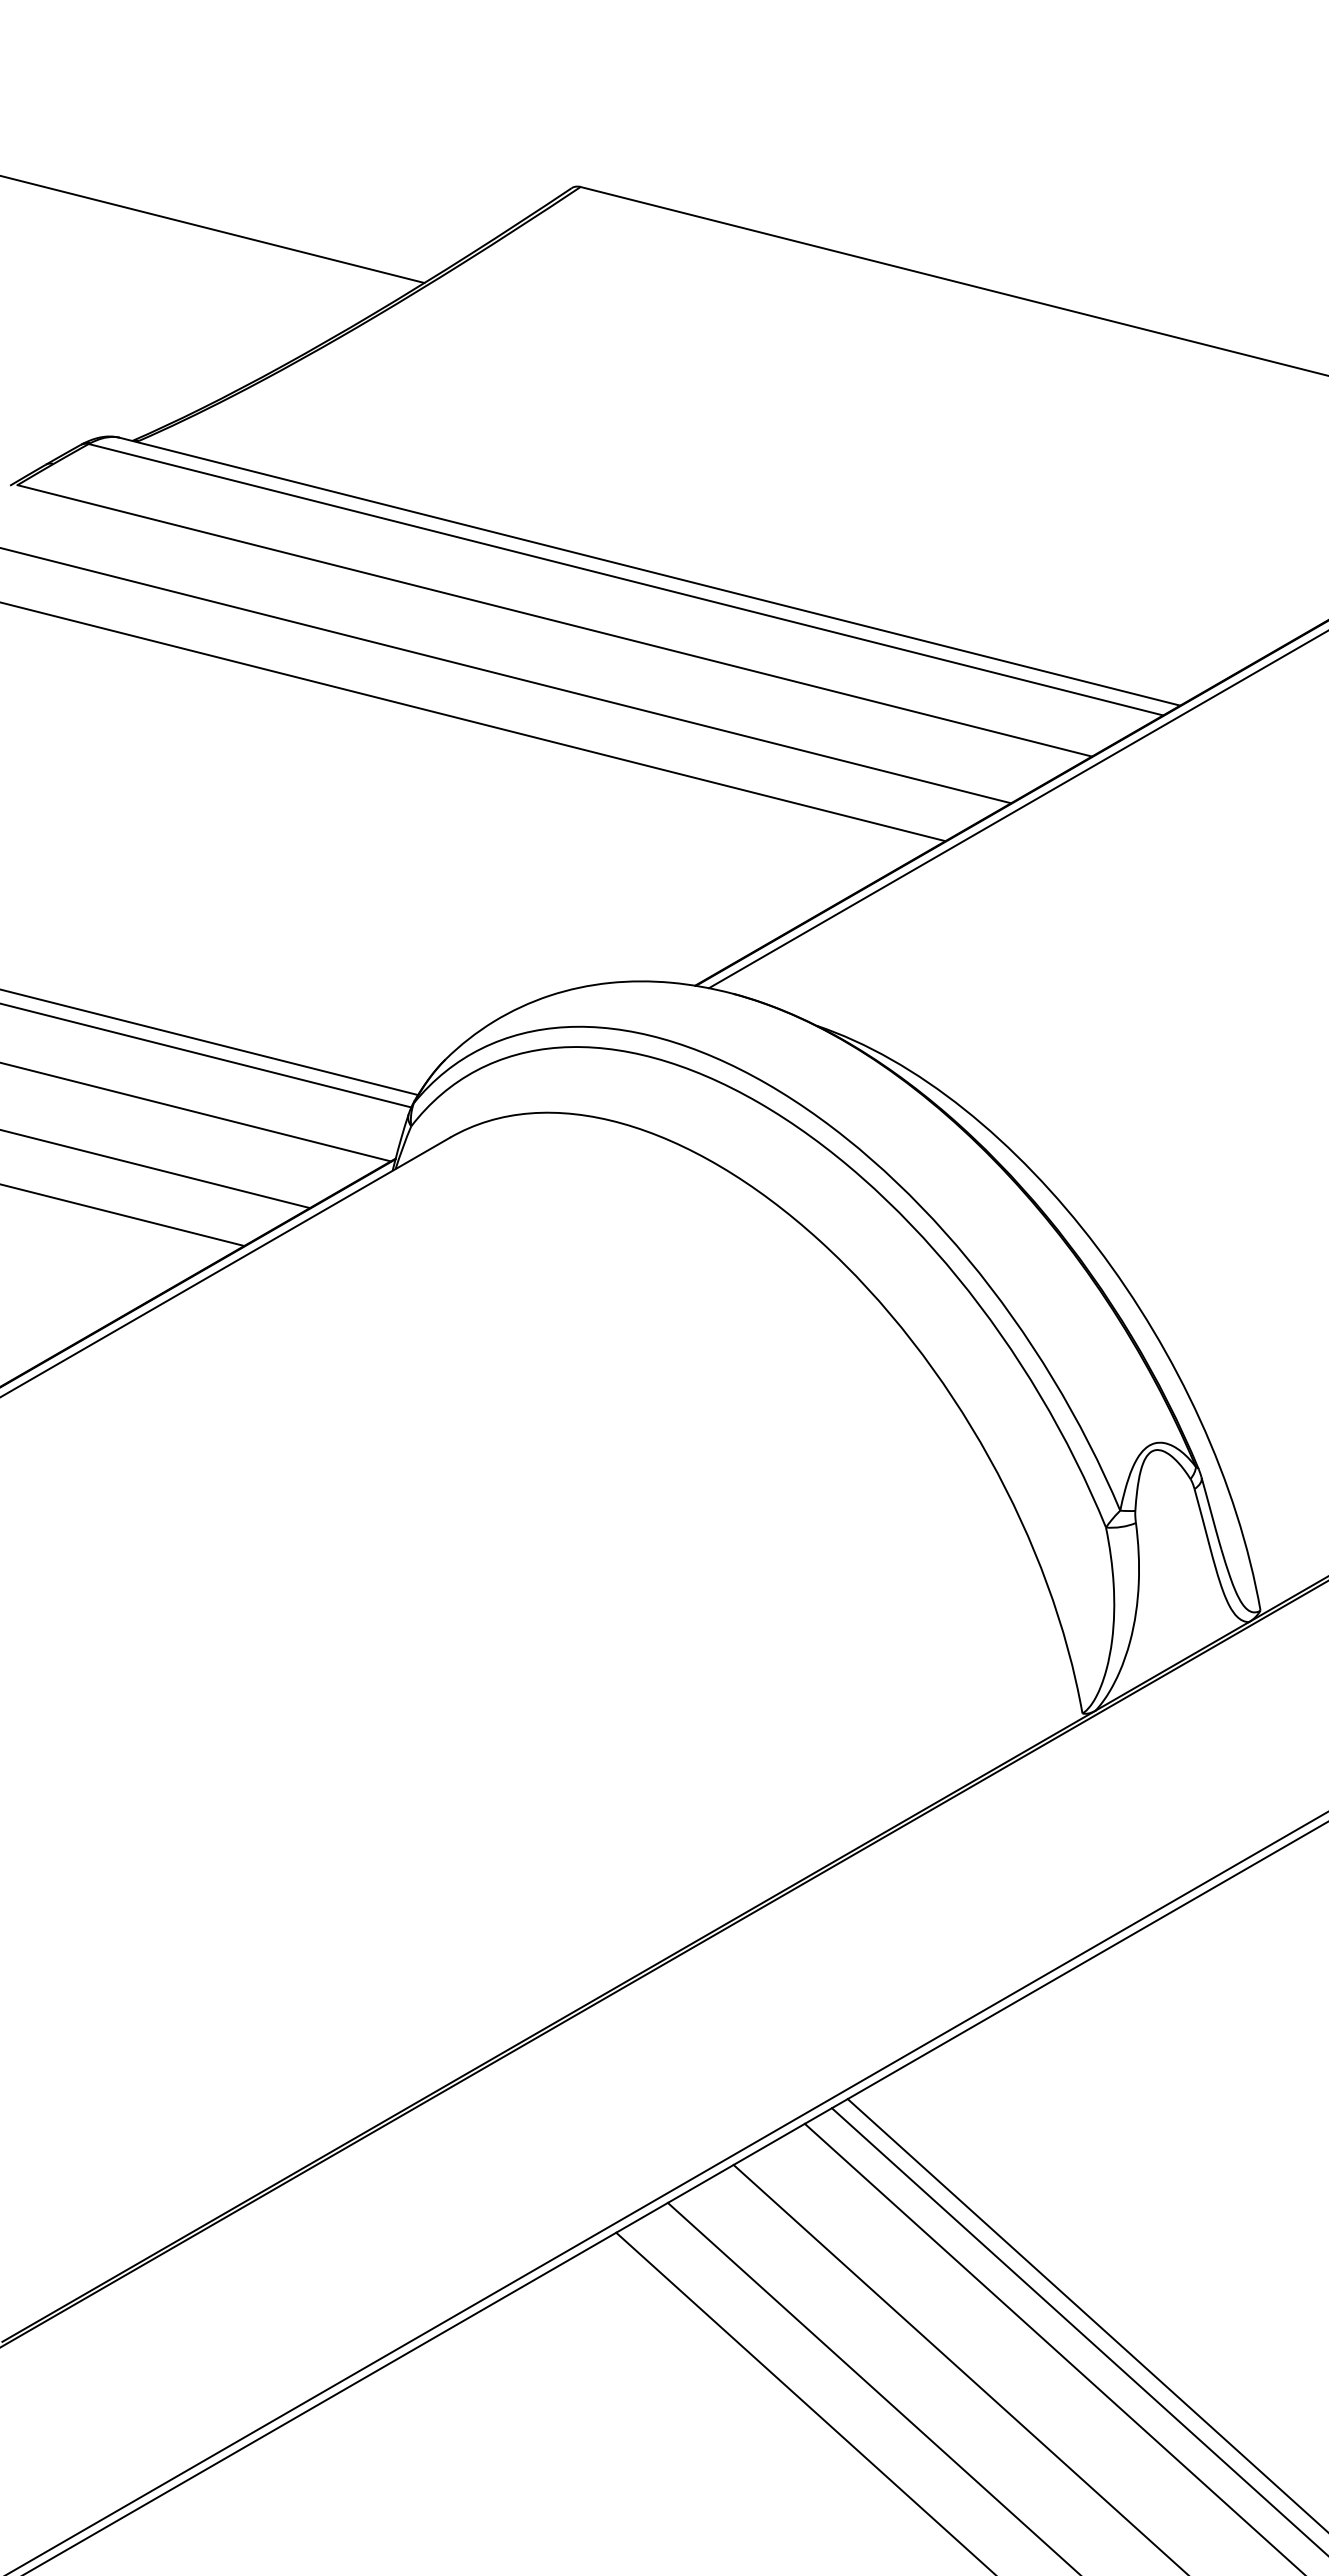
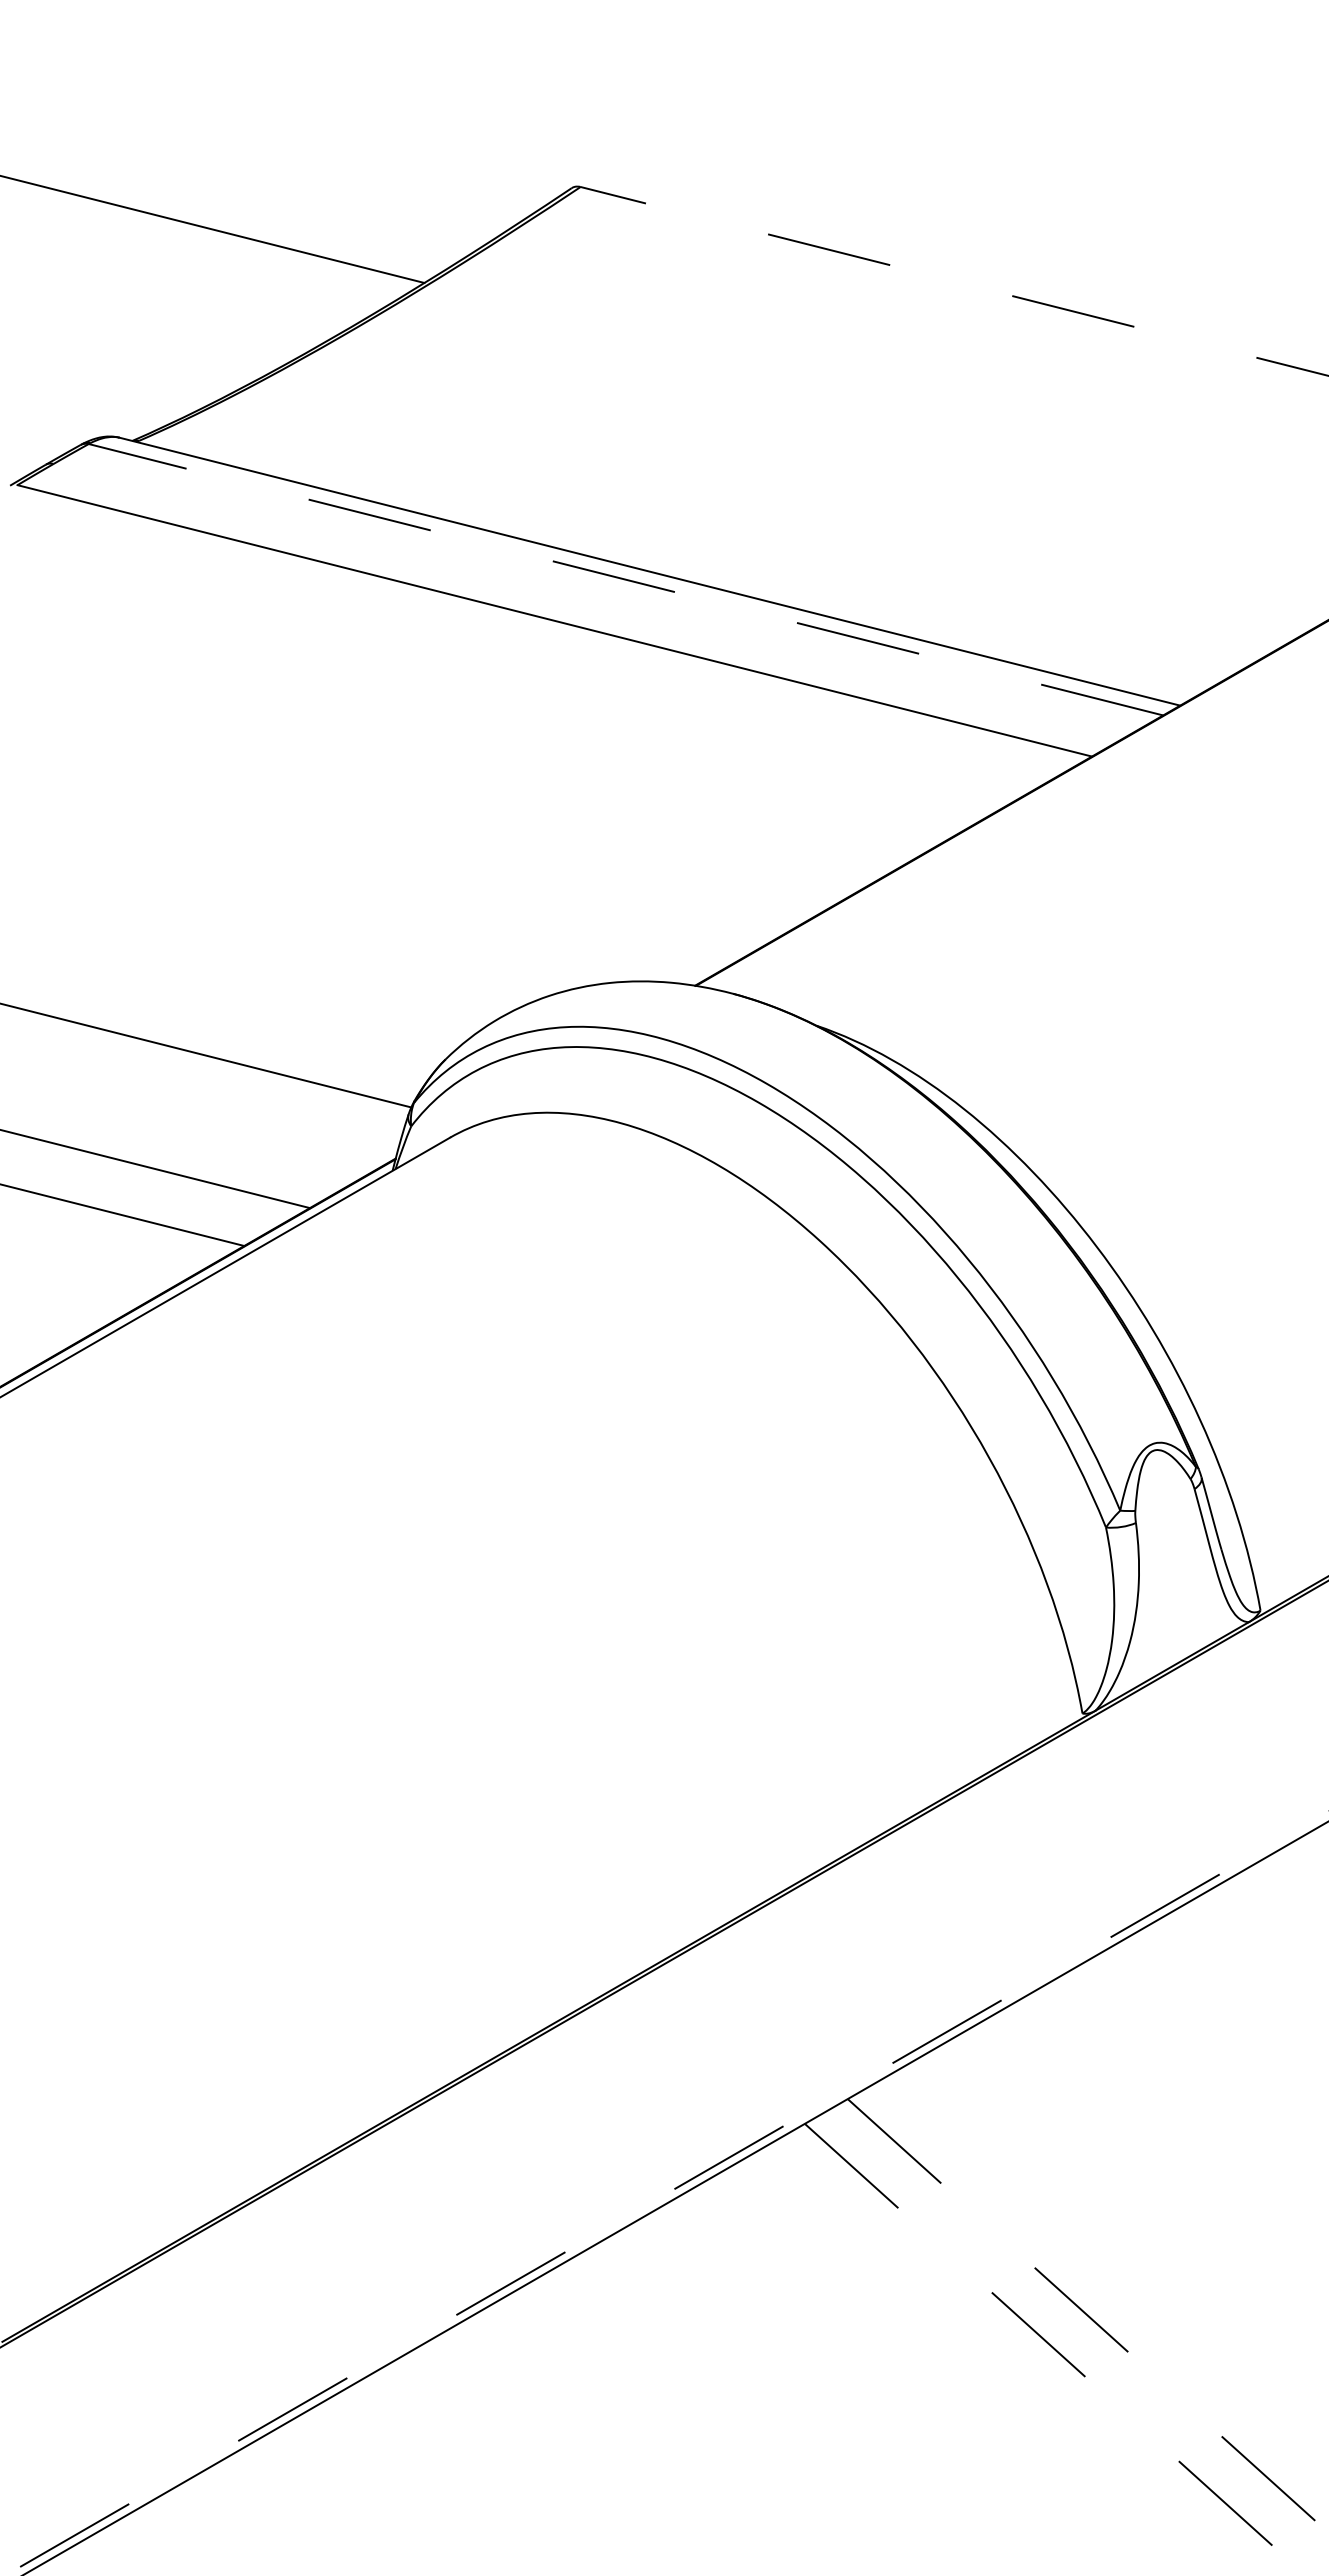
line: solid -> dashed (954, 281)
line: solid -> dashed (625, 579)
line: present -> none (506, 675)
line: present -> none (473, 722)
line: present -> none (1016, 810)
line: present -> none (210, 1042)
line: present -> none (196, 1112)
line: solid -> dashed (666, 2193)
line: solid -> dashed (1088, 2316)
line: present -> none (1078, 2330)
line: solid -> dashed (1055, 2350)
line: present -> none (959, 2368)
line: present -> none (872, 2387)
line: present -> none (804, 2402)
